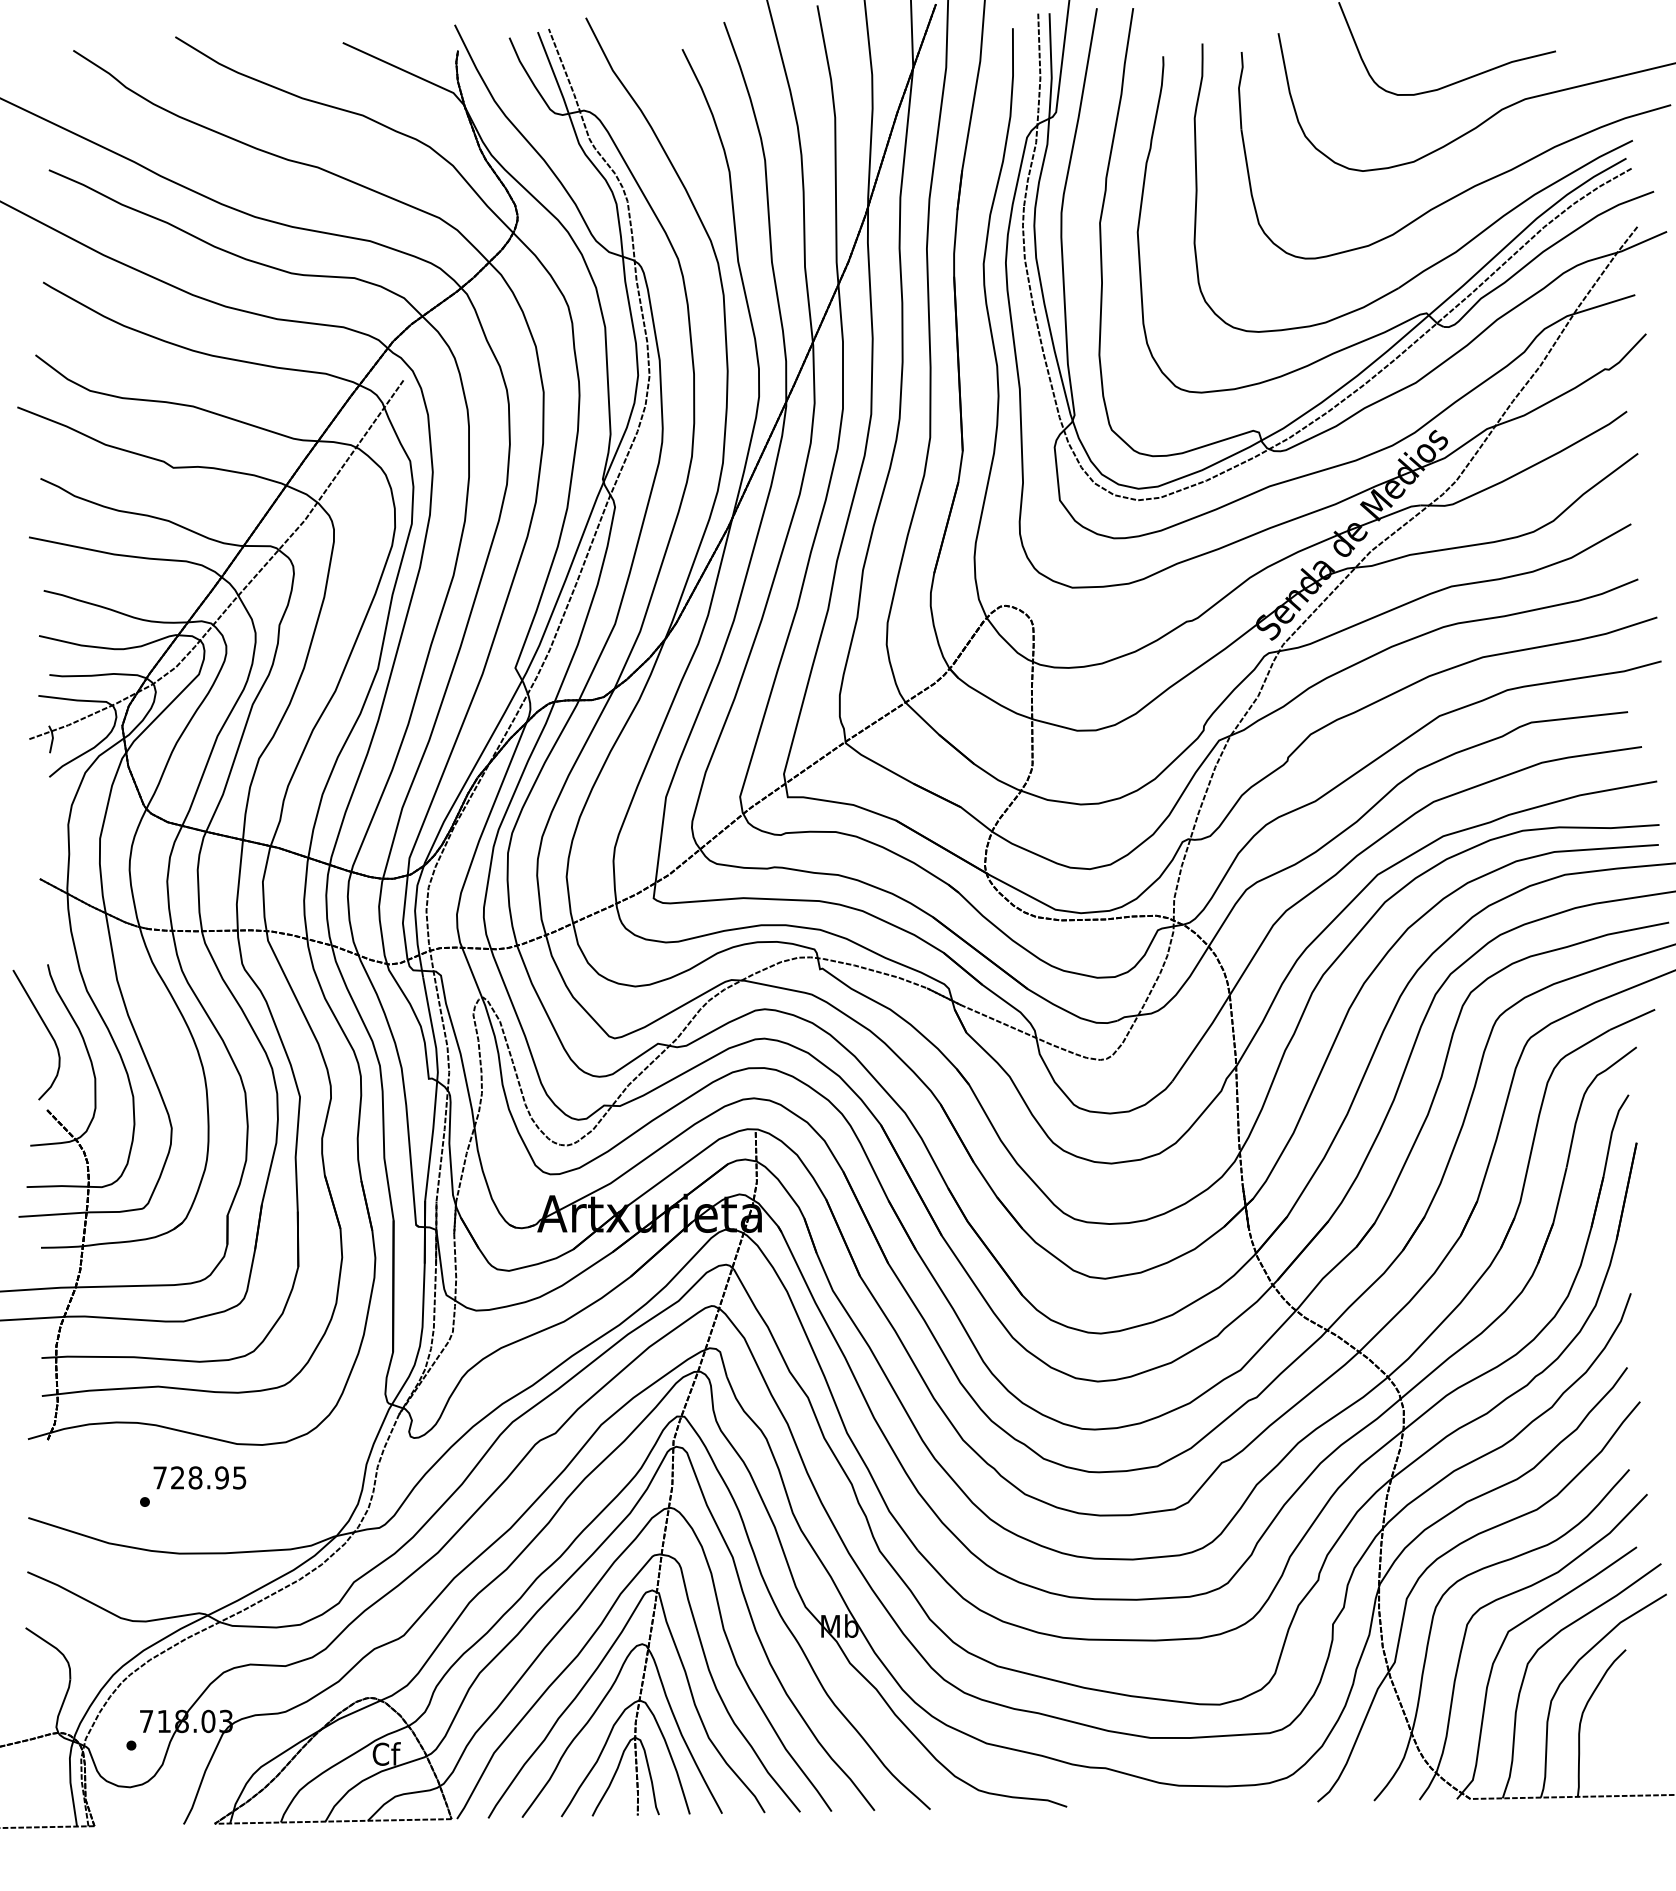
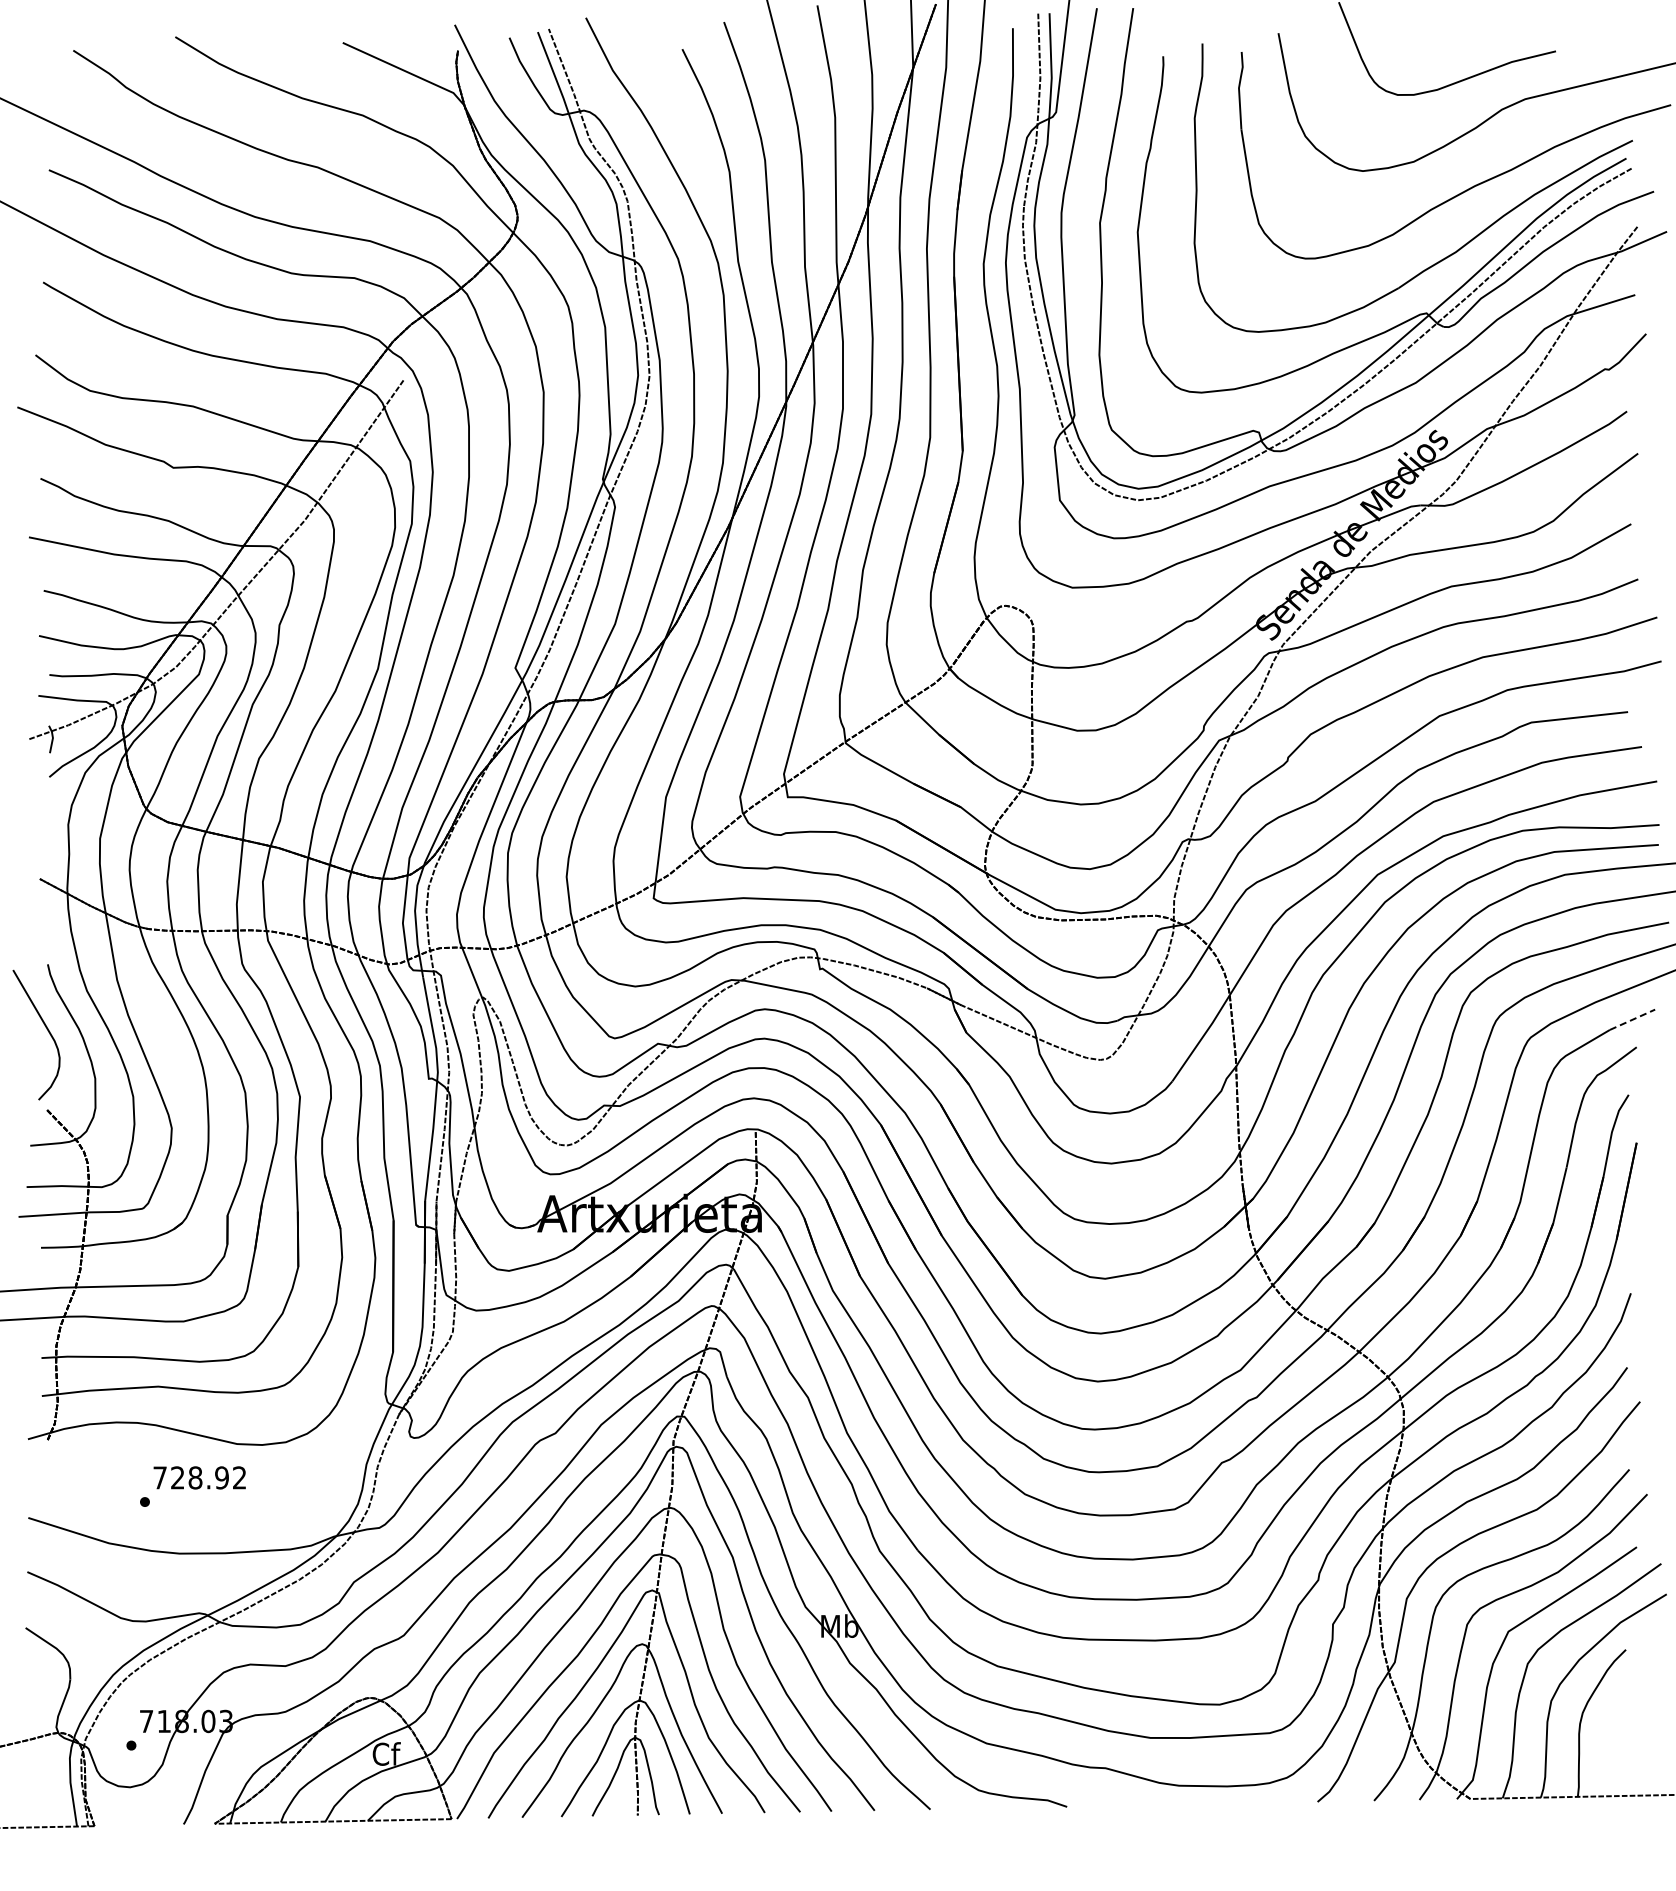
line: solid -> dashed (1632, 1019)
text: 728.95 -> 728.92 (239, 1477)
